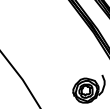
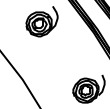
part: none -> present (41, 21)
